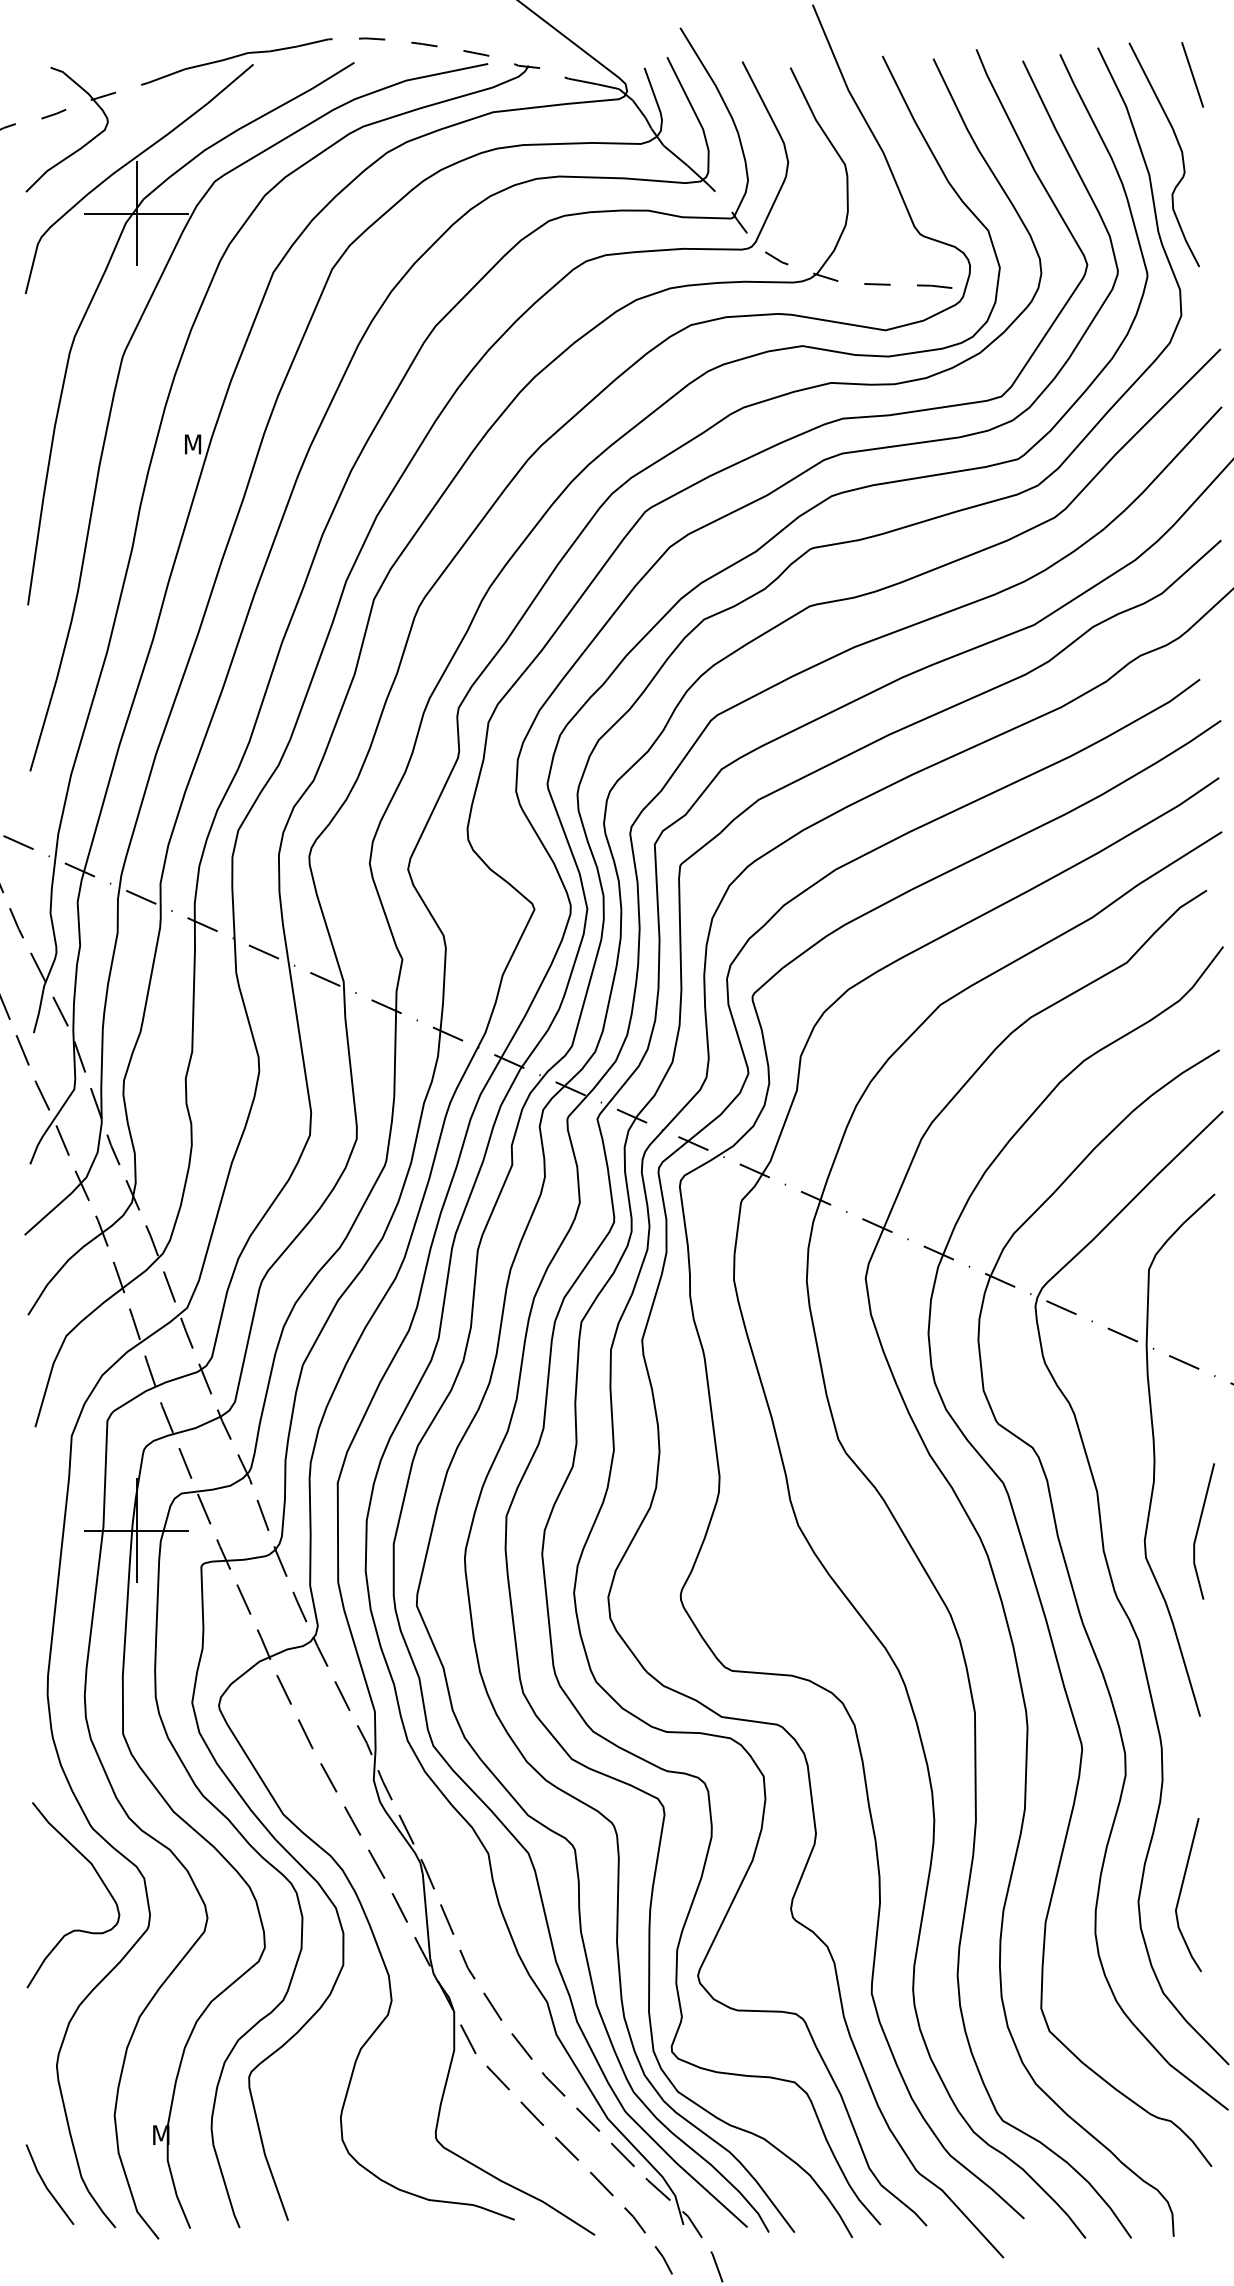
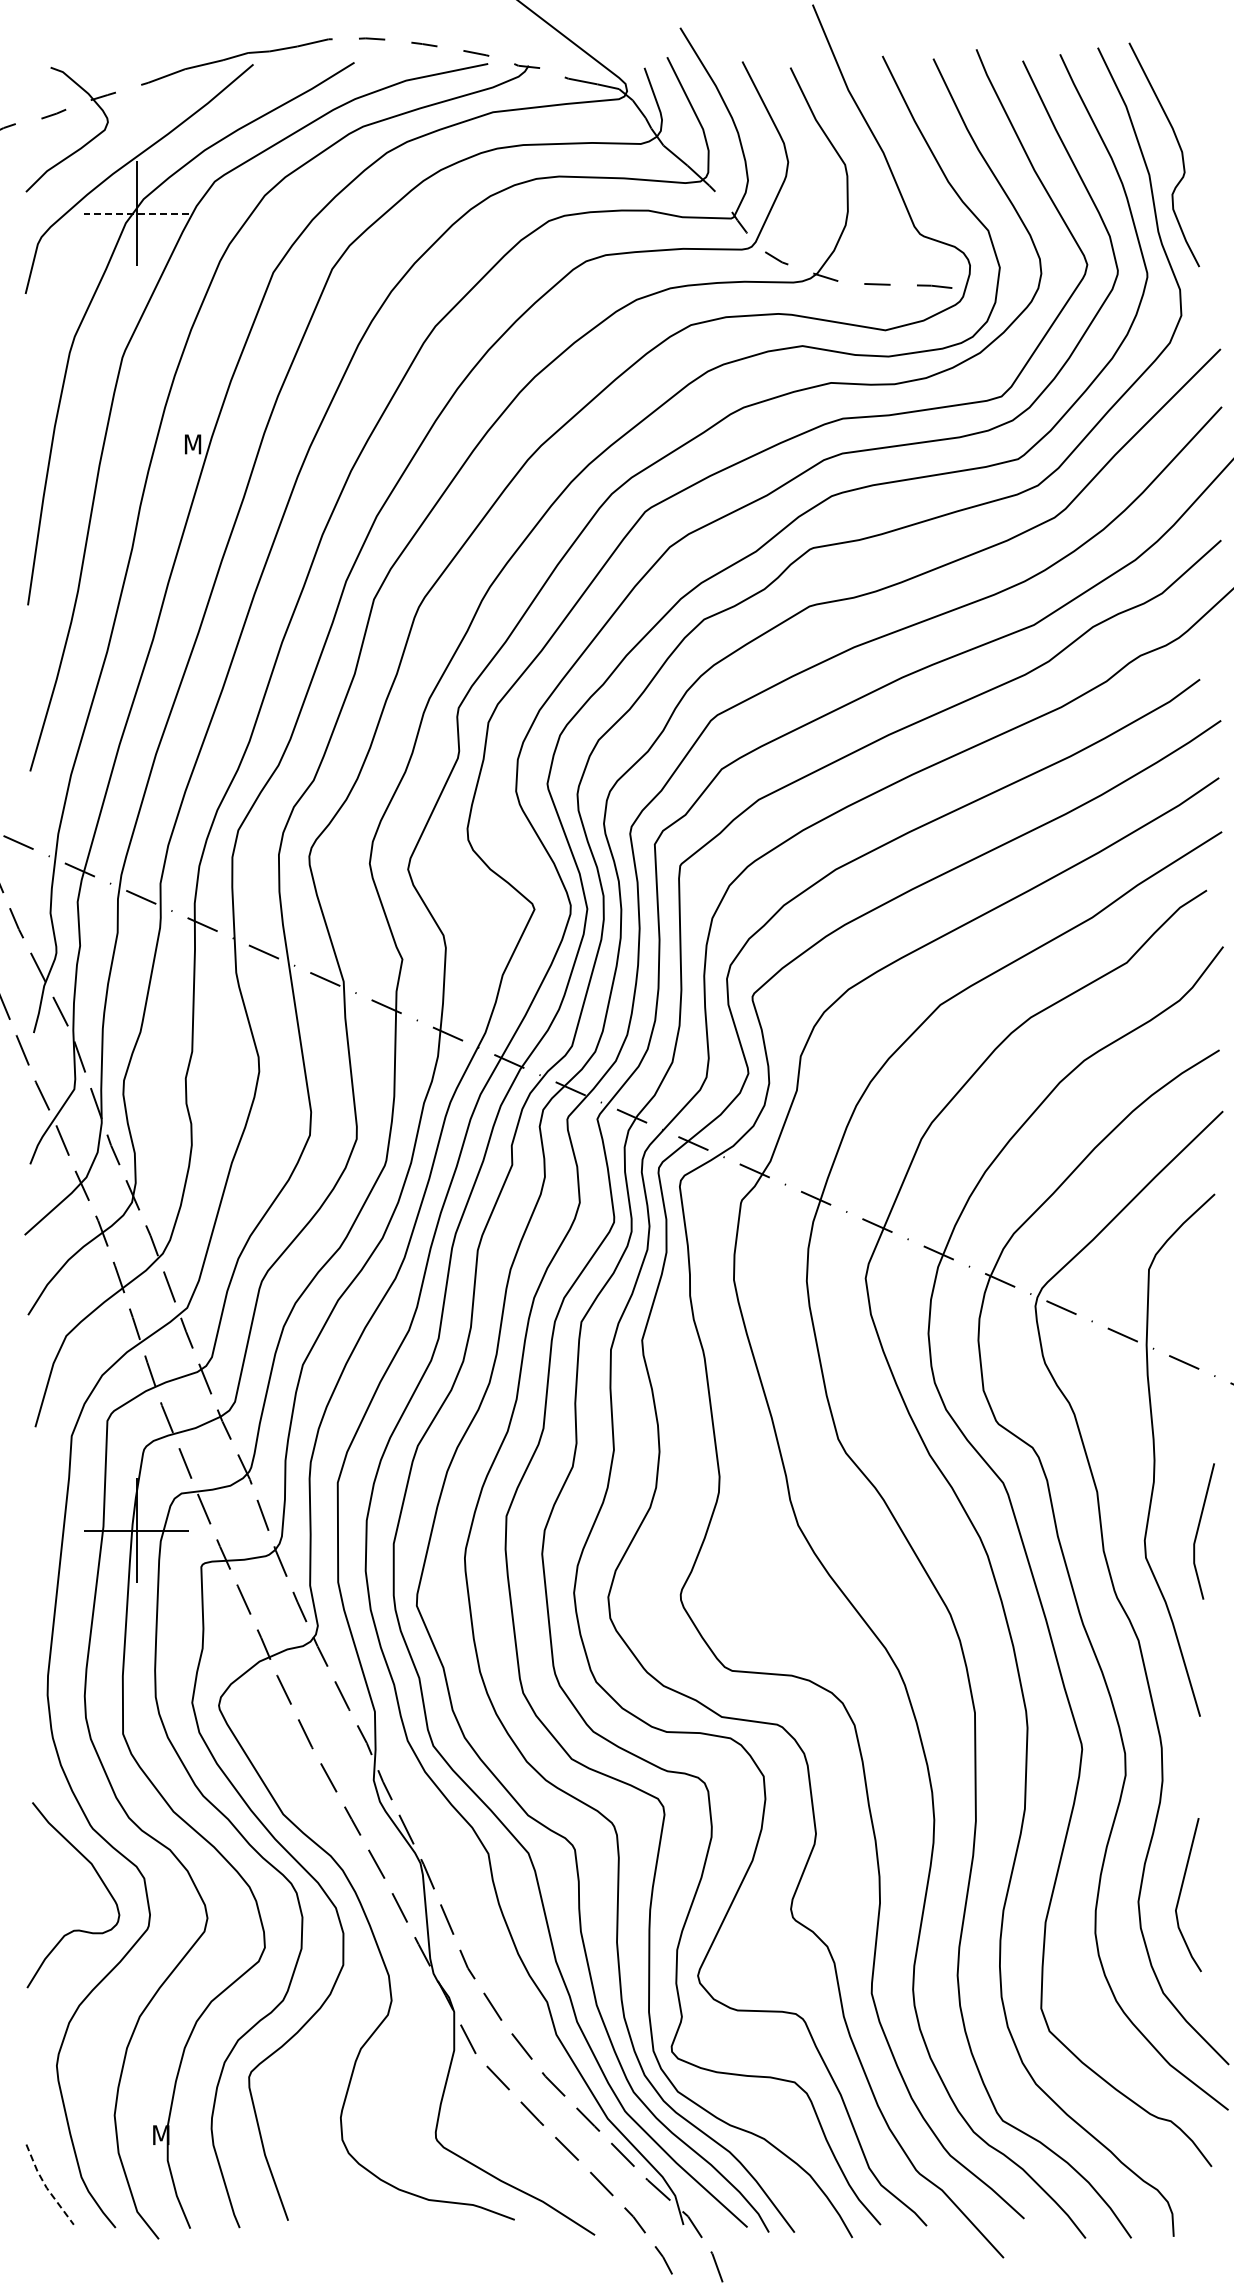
line: present -> none (1192, 74)
line: solid -> dashed (136, 213)
line: solid -> dashed (46, 2187)
